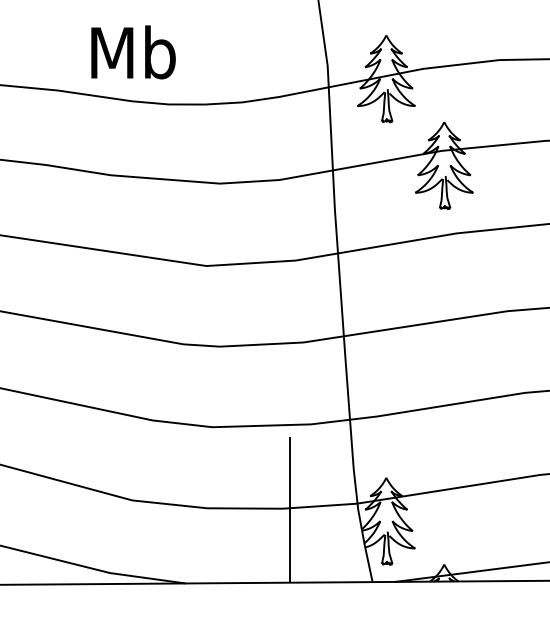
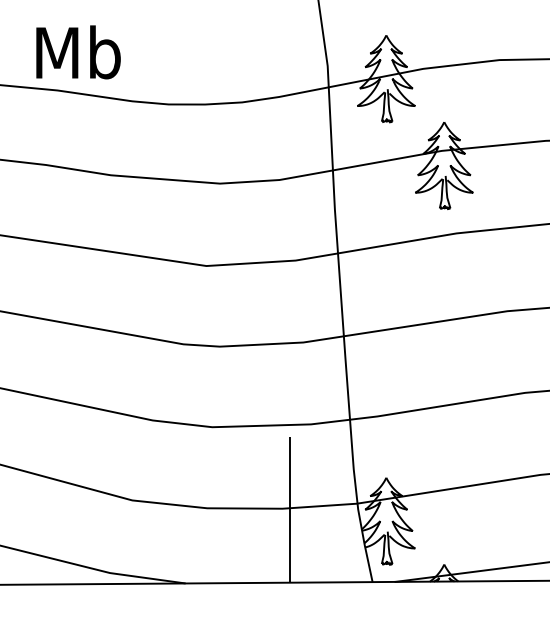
text position: (133, 52) -> (78, 52) (78, 52)
